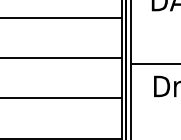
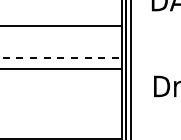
line position: (61, 17) -> (61, 25) (61, 25)
line: solid -> dashed (61, 58)
line: present -> none (154, 63)
line position: (61, 98) -> (61, 69) (61, 69)
